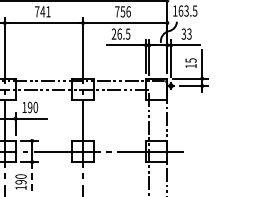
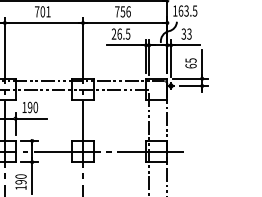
text: 741 -> 701 (42, 11)
text: 15 -> 65 (190, 65)
line: dashed -> solid (32, 178)
